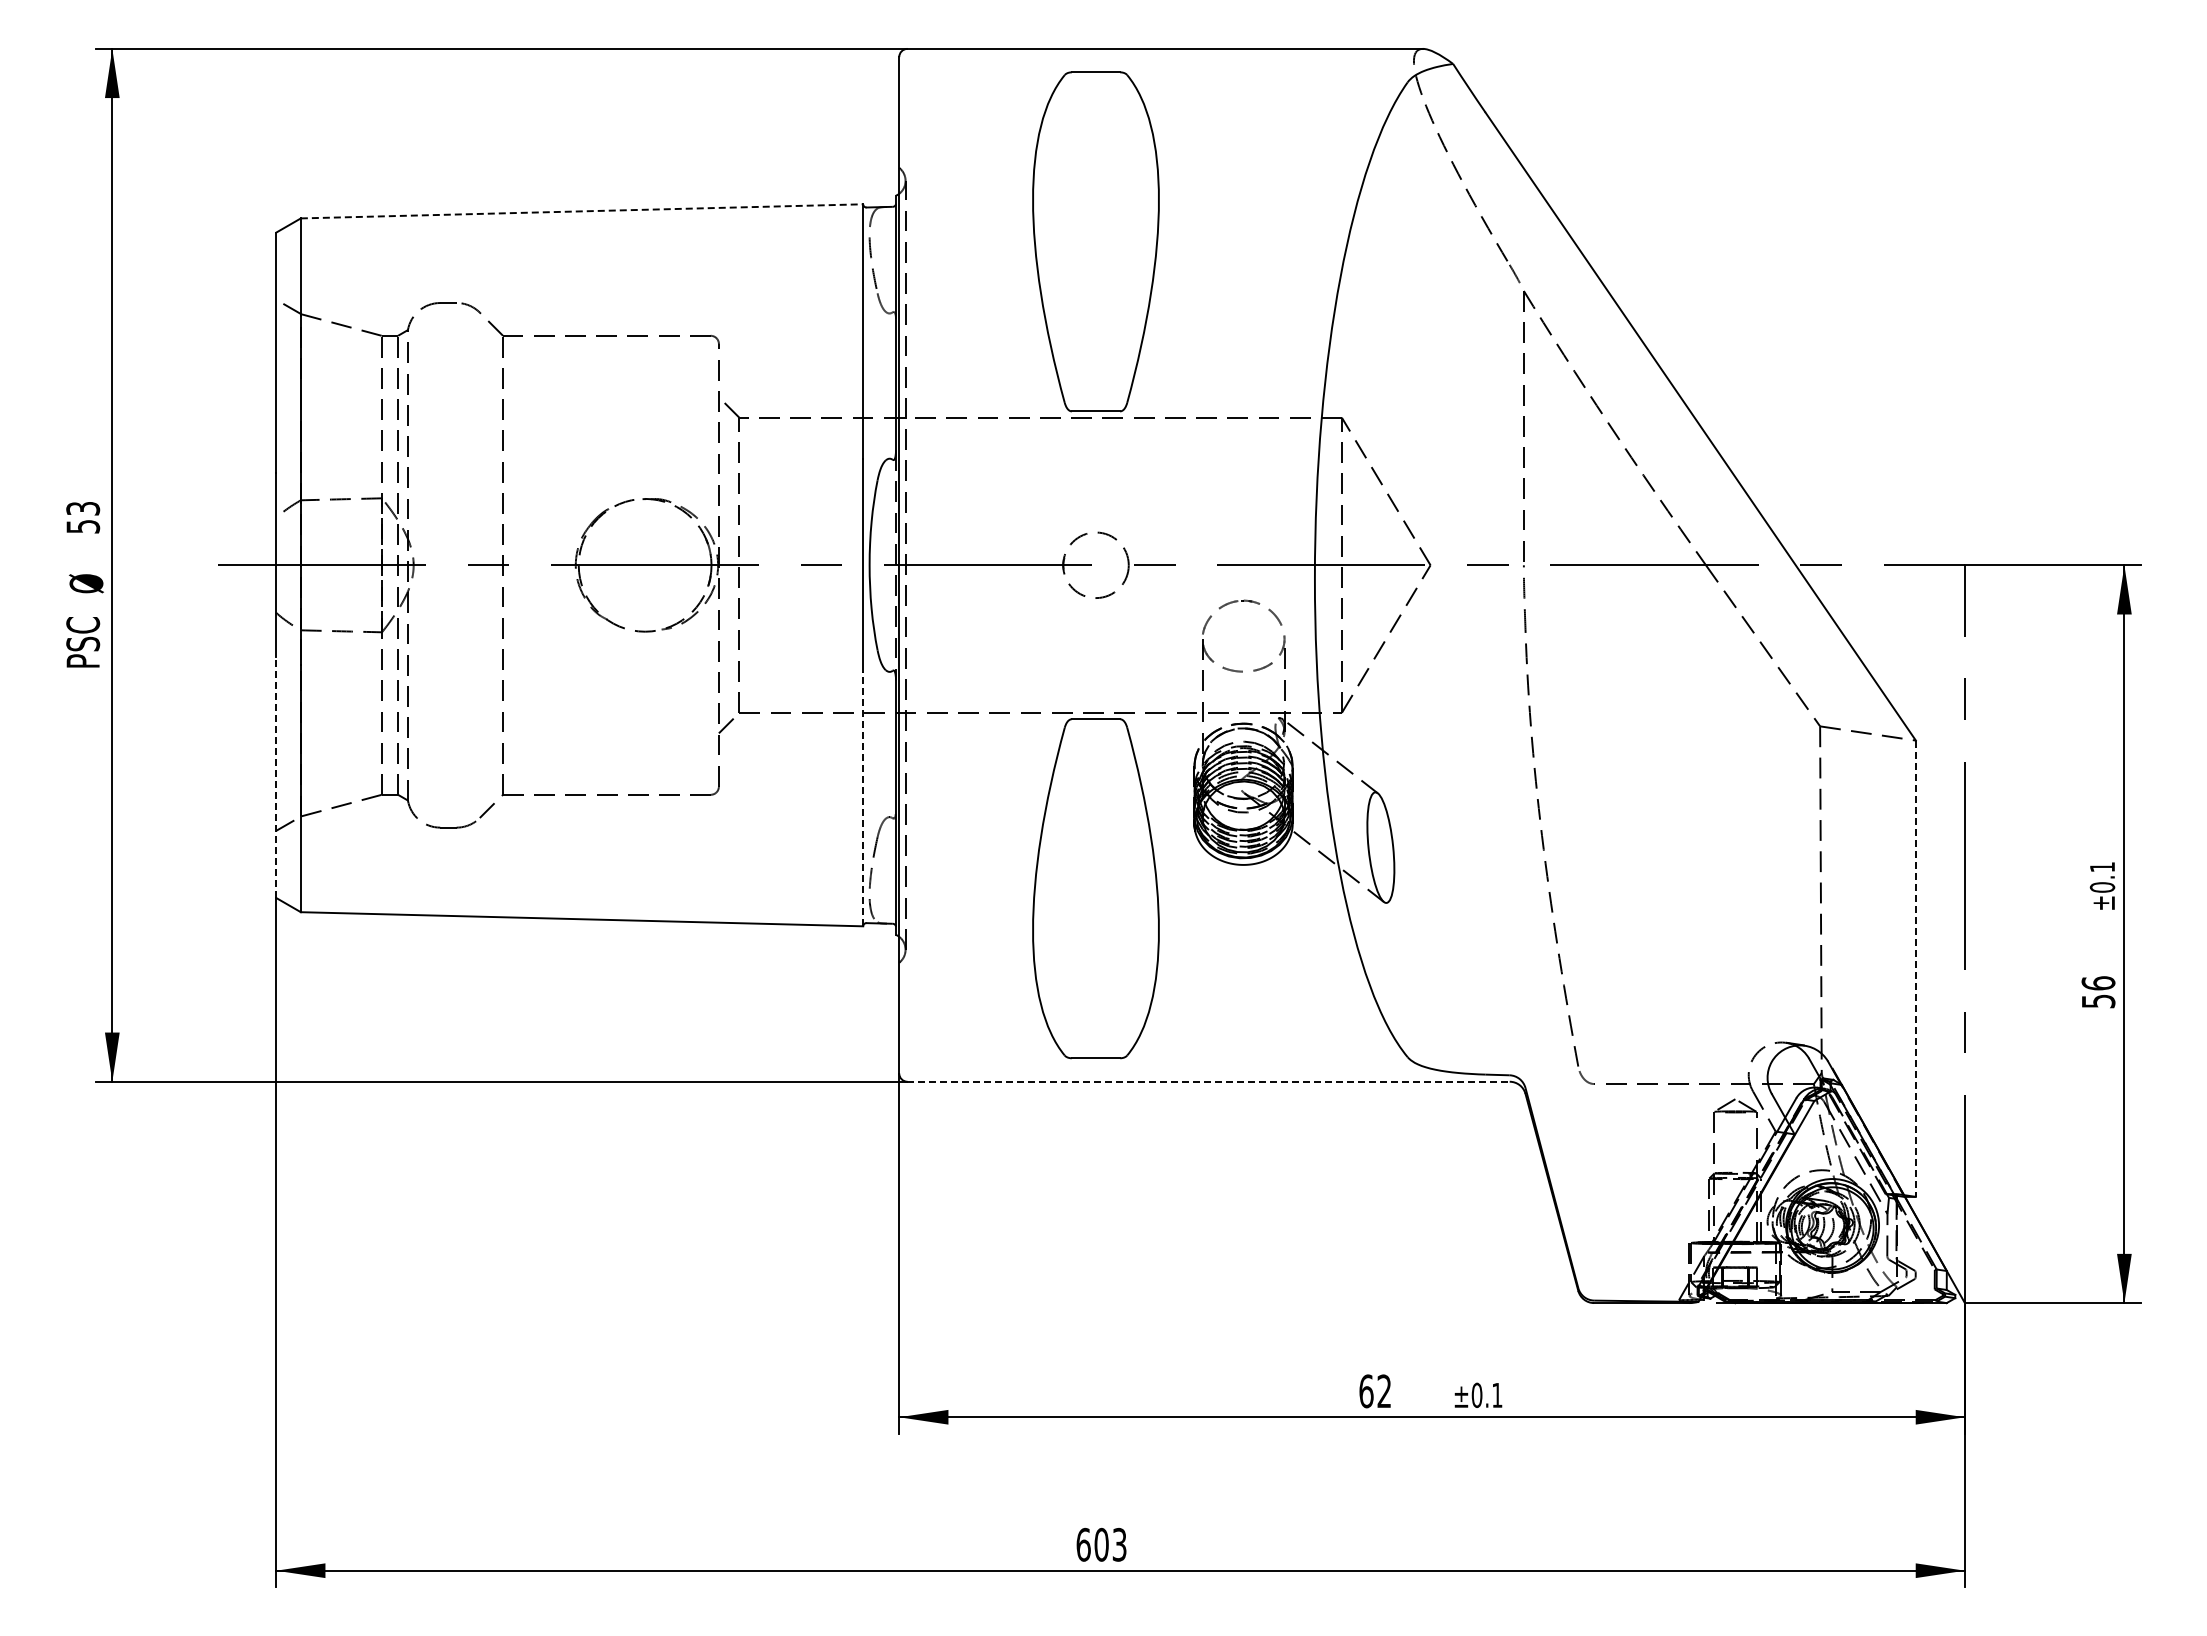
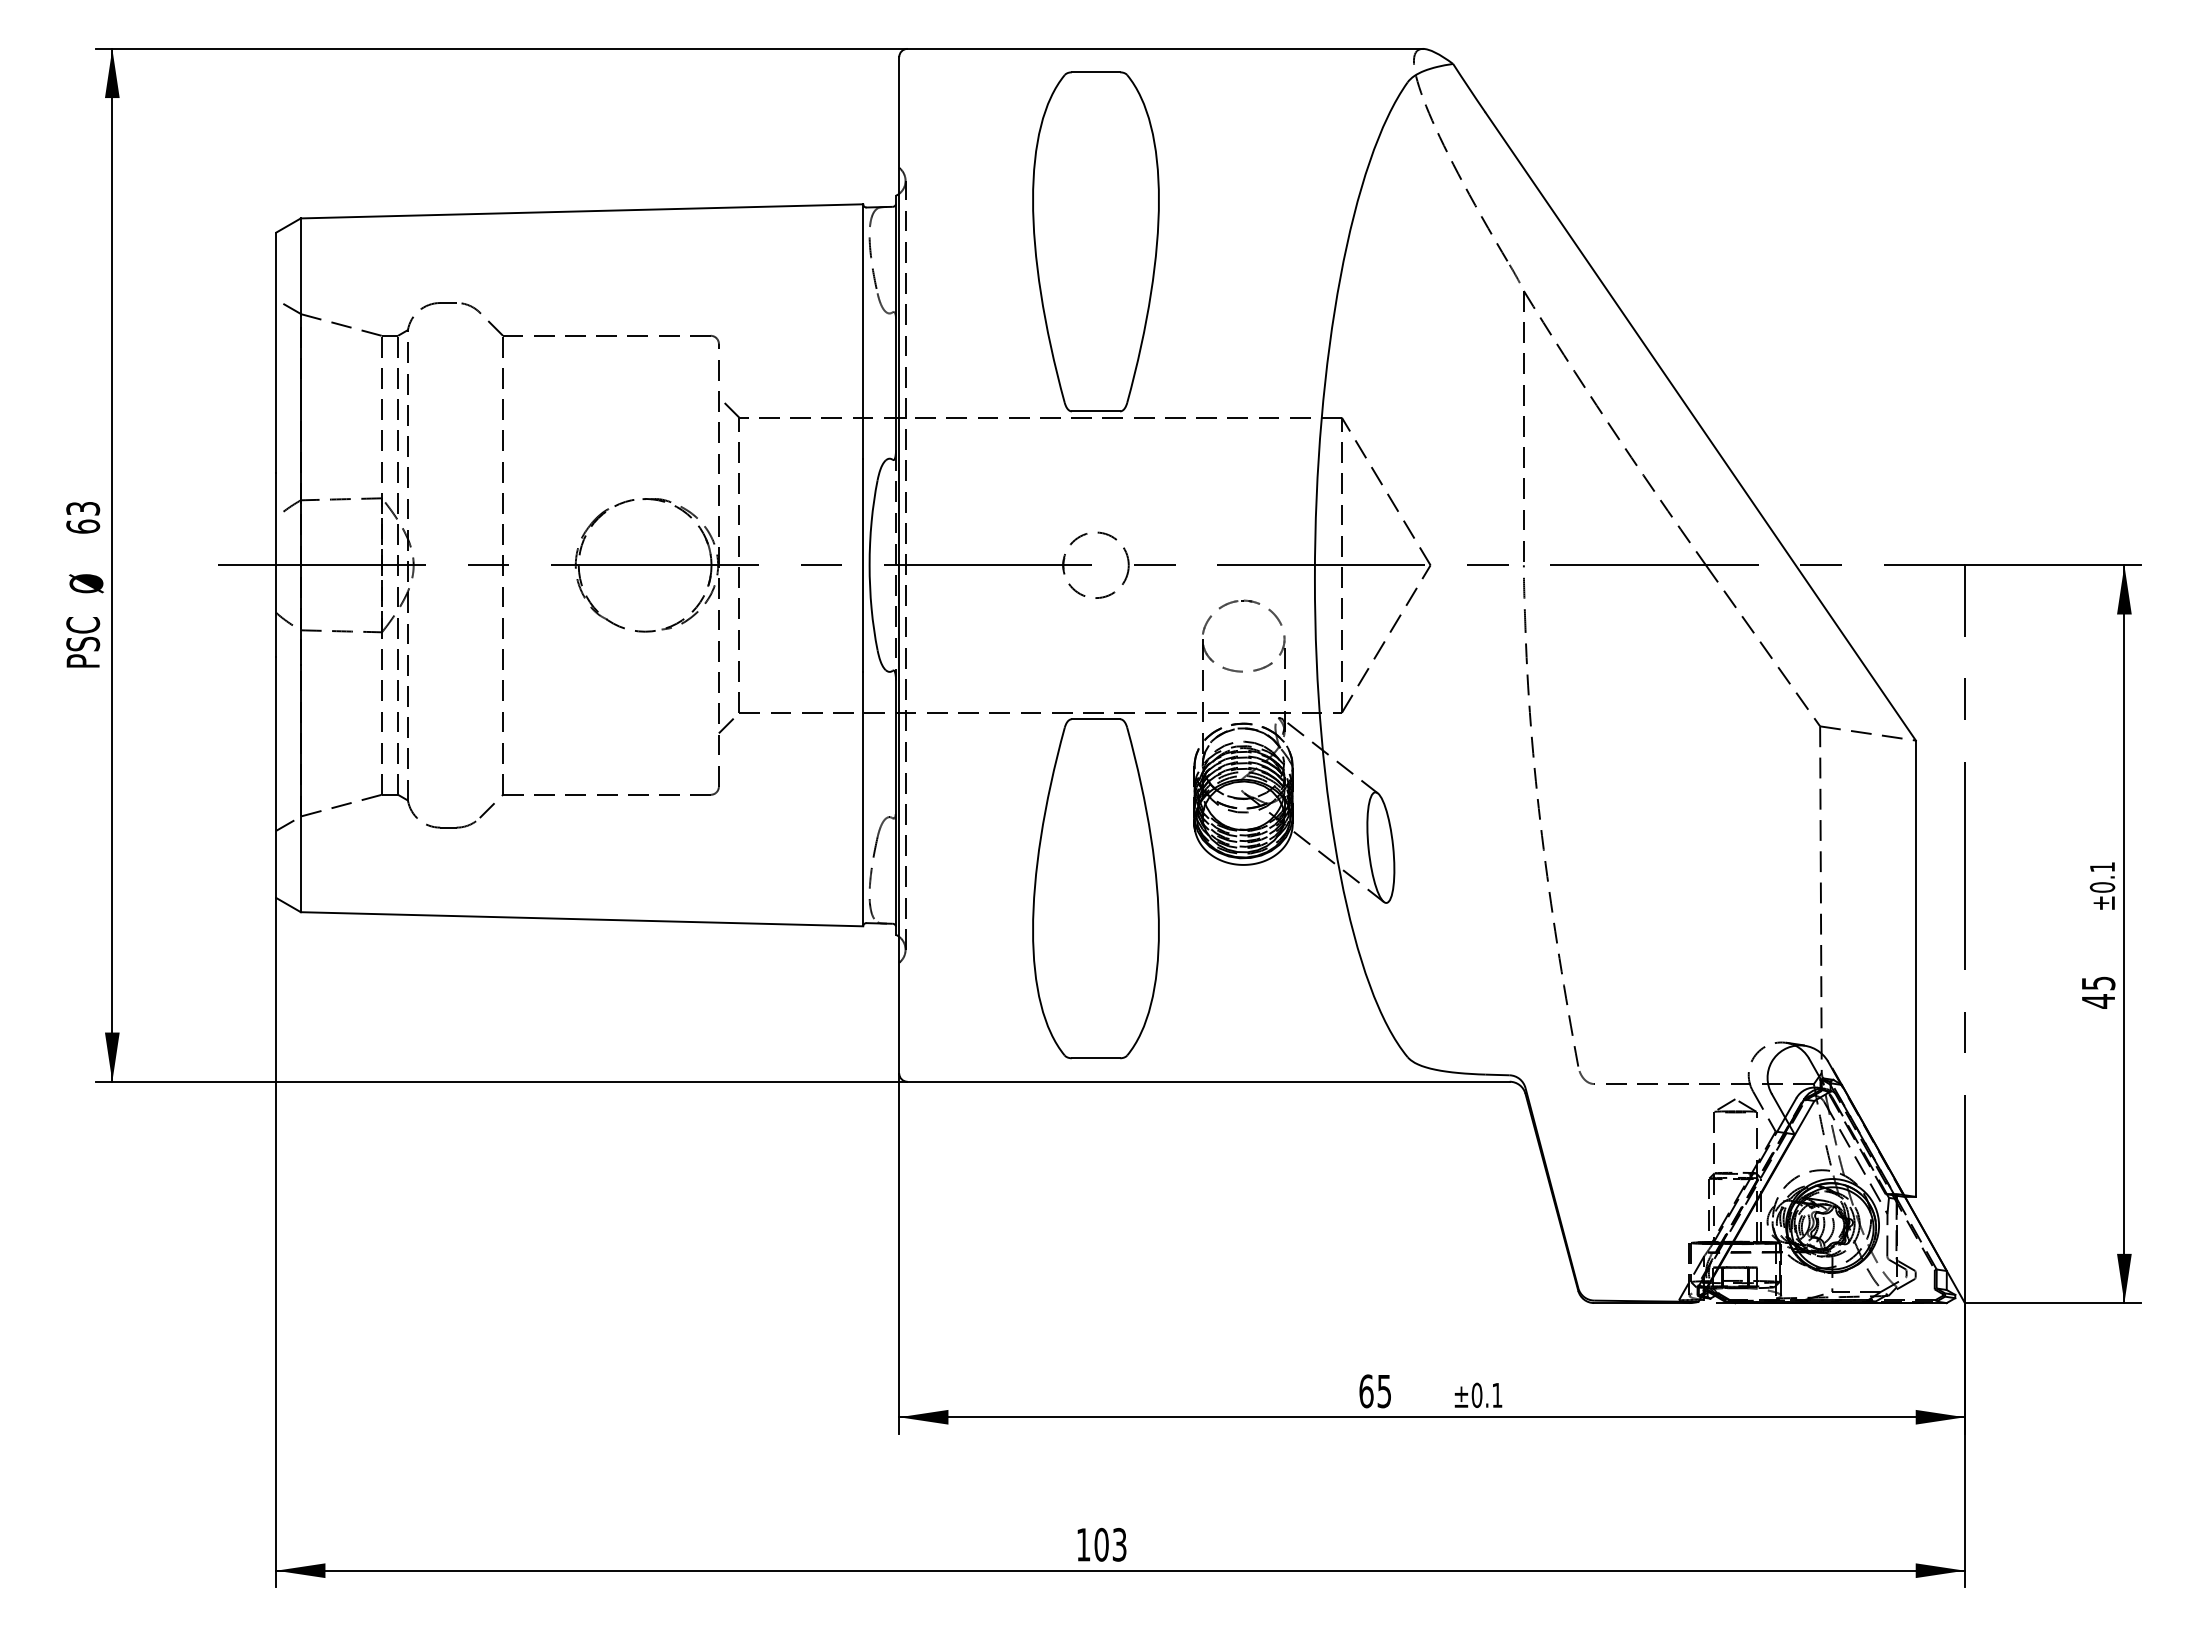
line: dashed -> solid (582, 211)
text: 53 -> 63 (83, 526)
line: dashed -> solid (276, 777)
line: dashed -> solid (863, 798)
line: dashed -> solid (1915, 969)
text: 56 -> 45 (2098, 992)
line: dashed -> solid (1209, 1081)
text: 62 -> 65 (1383, 1391)
text: 603 -> 103 (1083, 1544)
